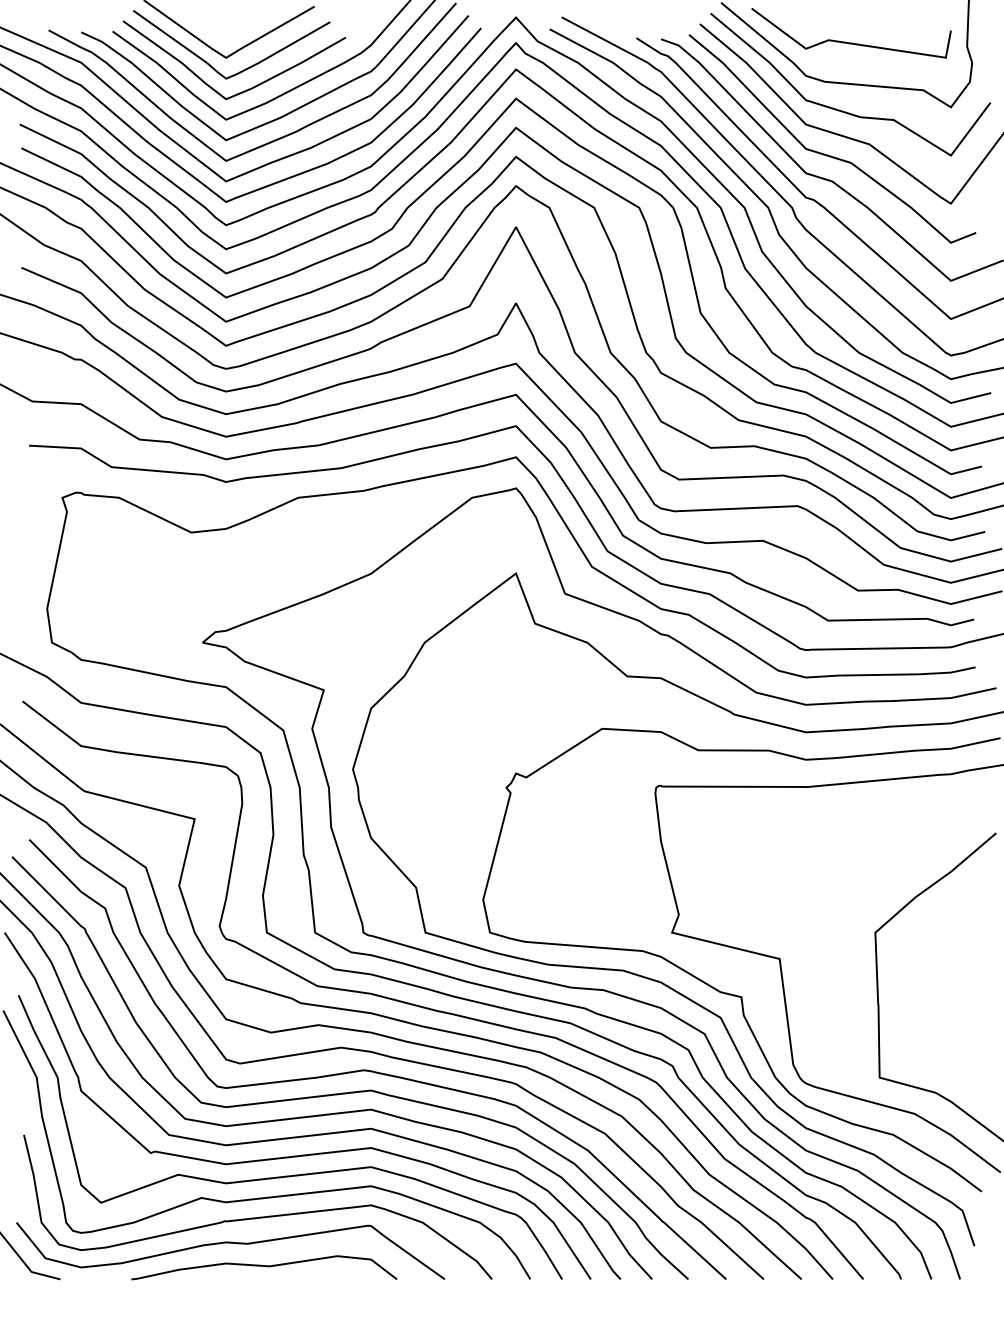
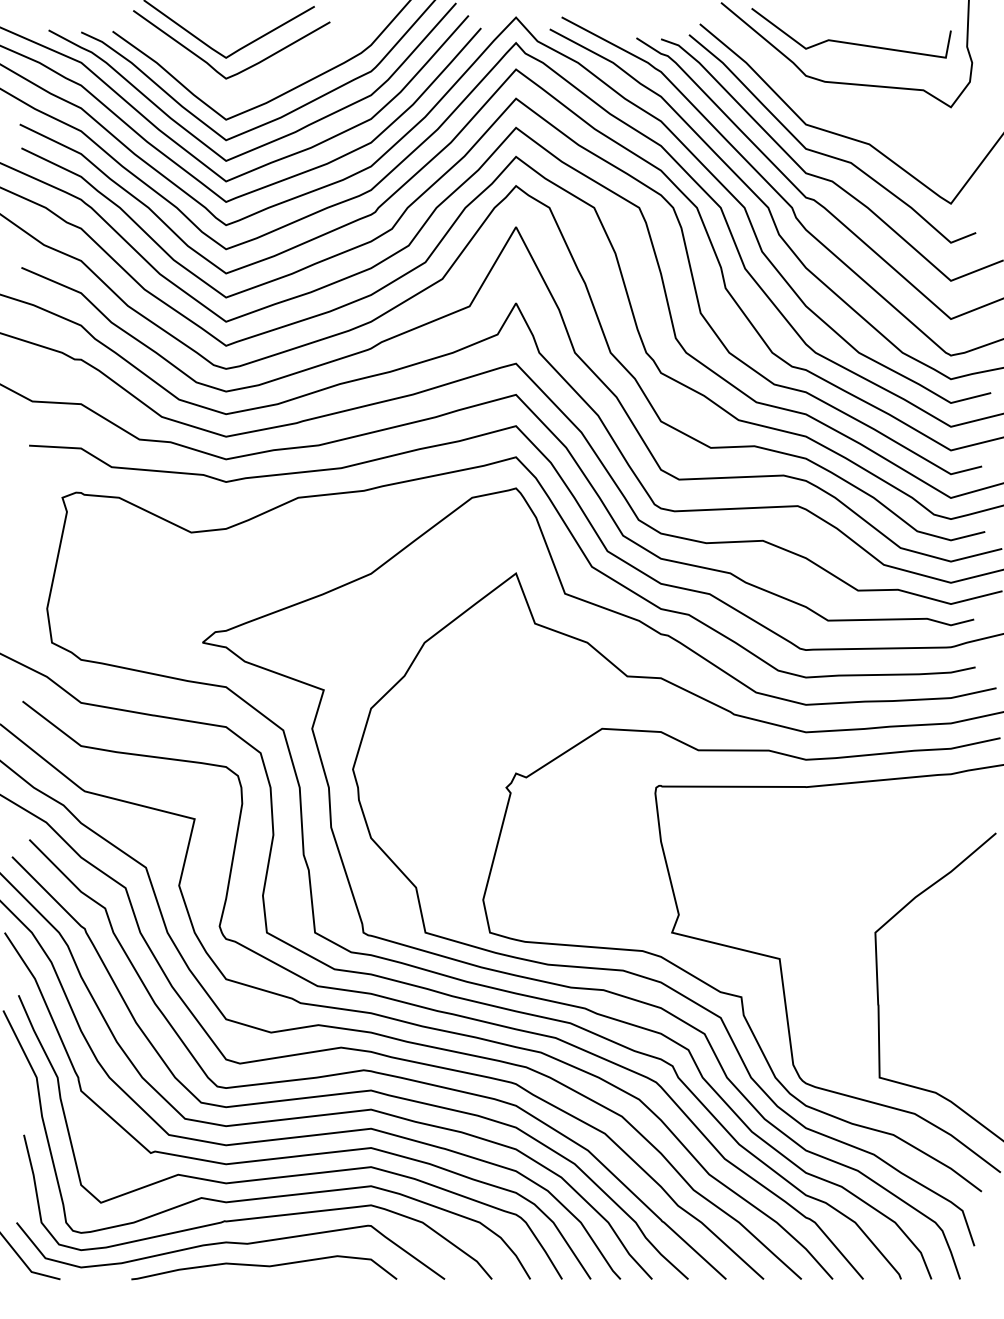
curve: present -> none (248, 88)
curve: present -> none (842, 110)
